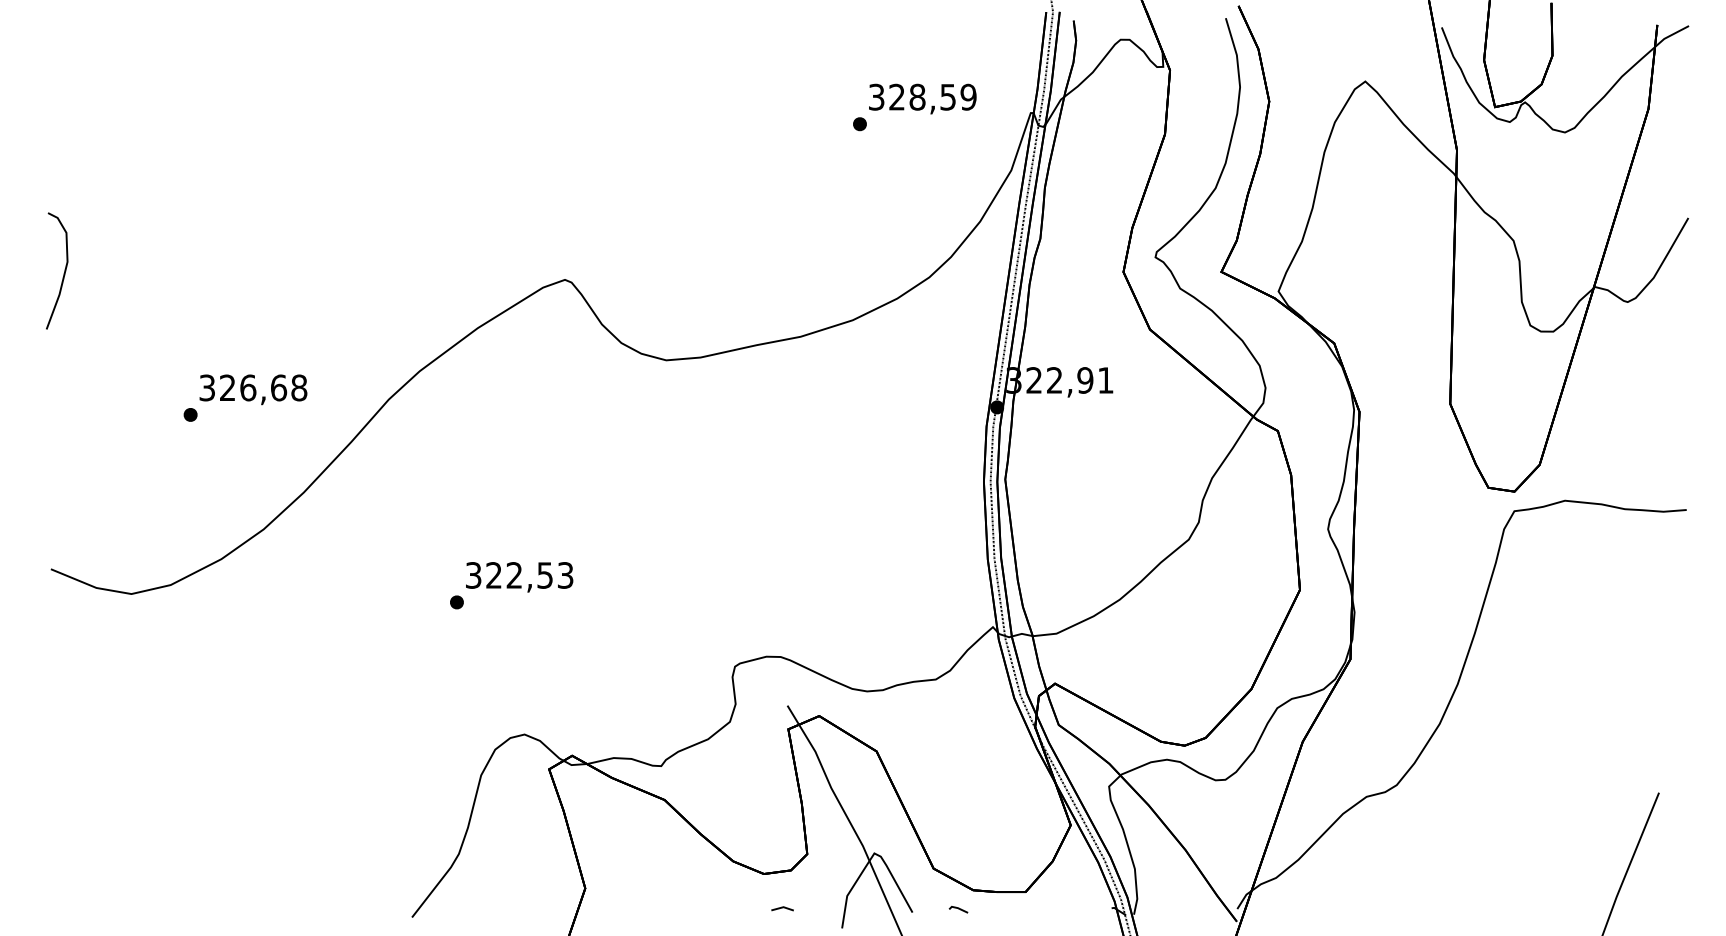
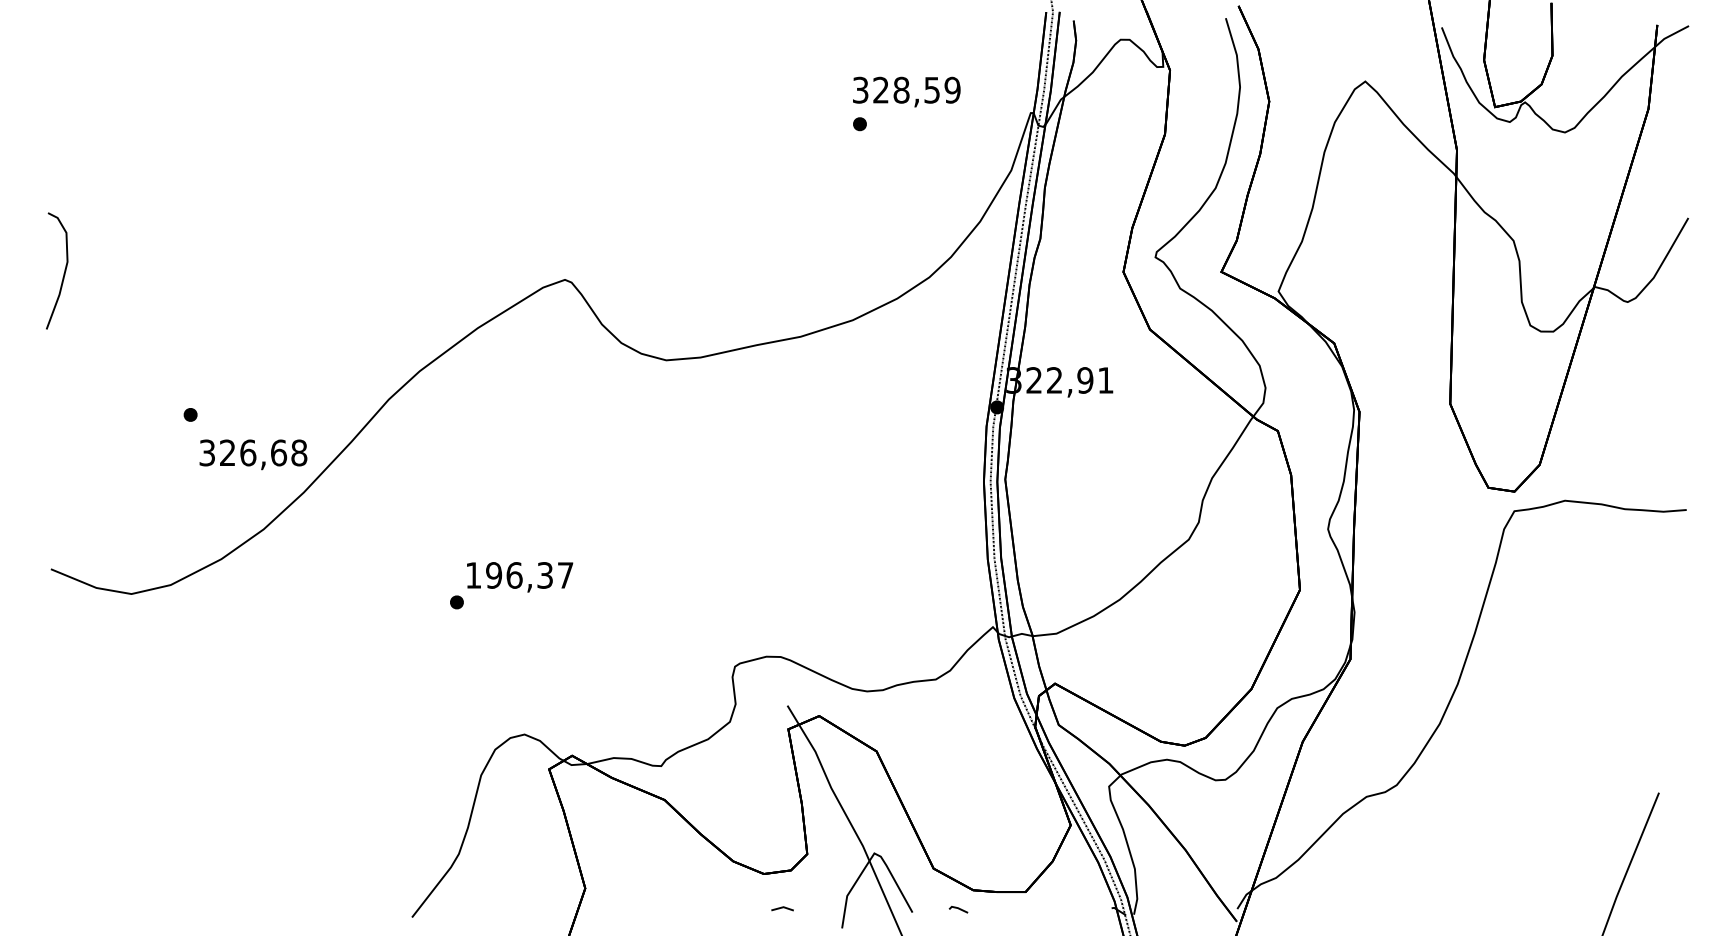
text position: (922, 98) -> (906, 91) (906, 91)
text position: (253, 389) -> (253, 454) (253, 454)
text: 322,53 -> 196,37 (519, 575)
